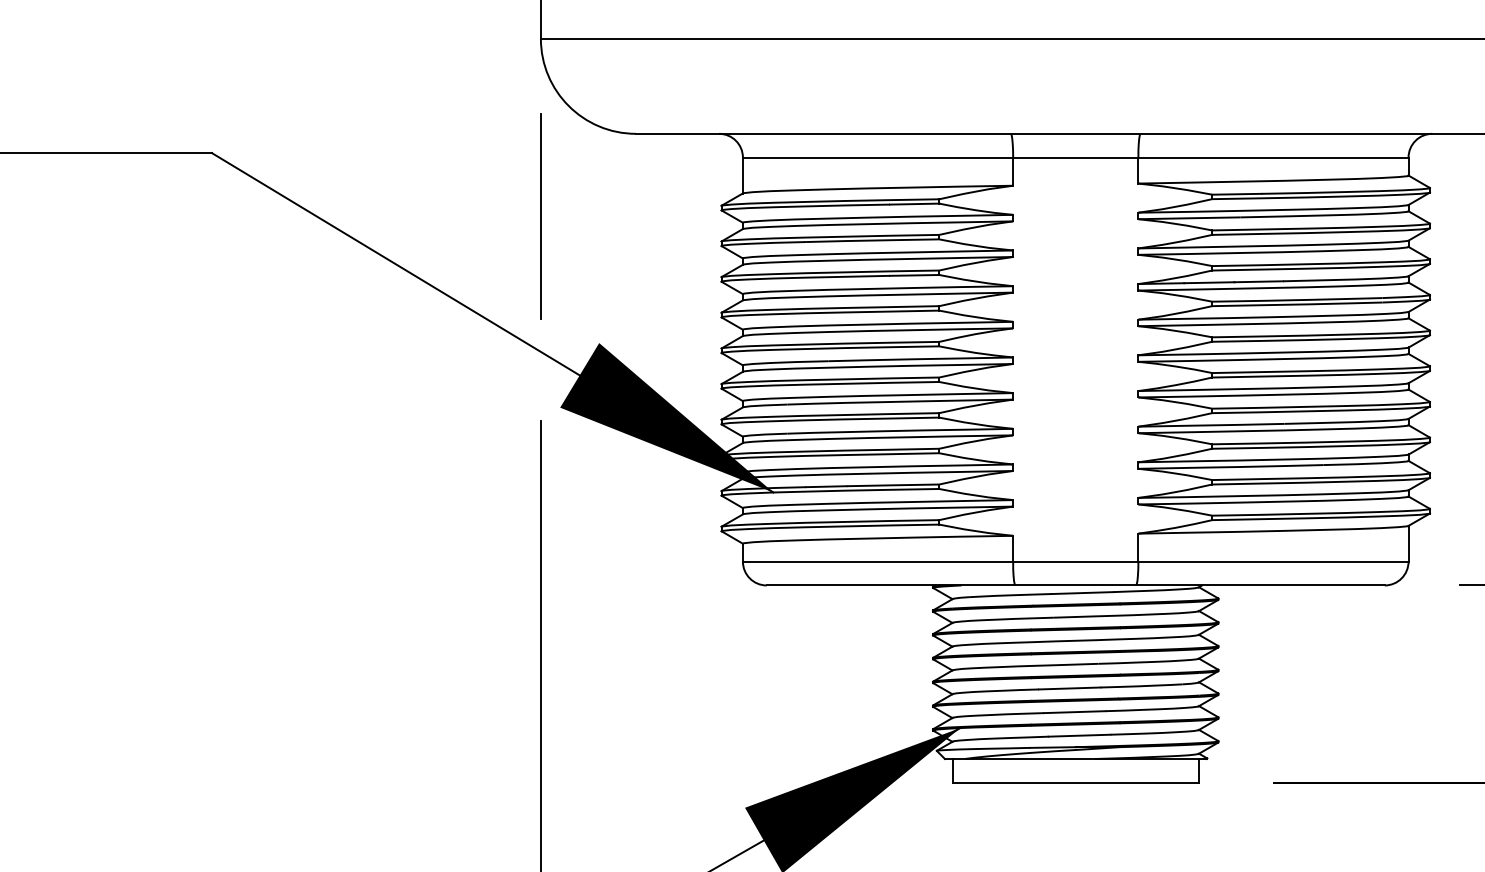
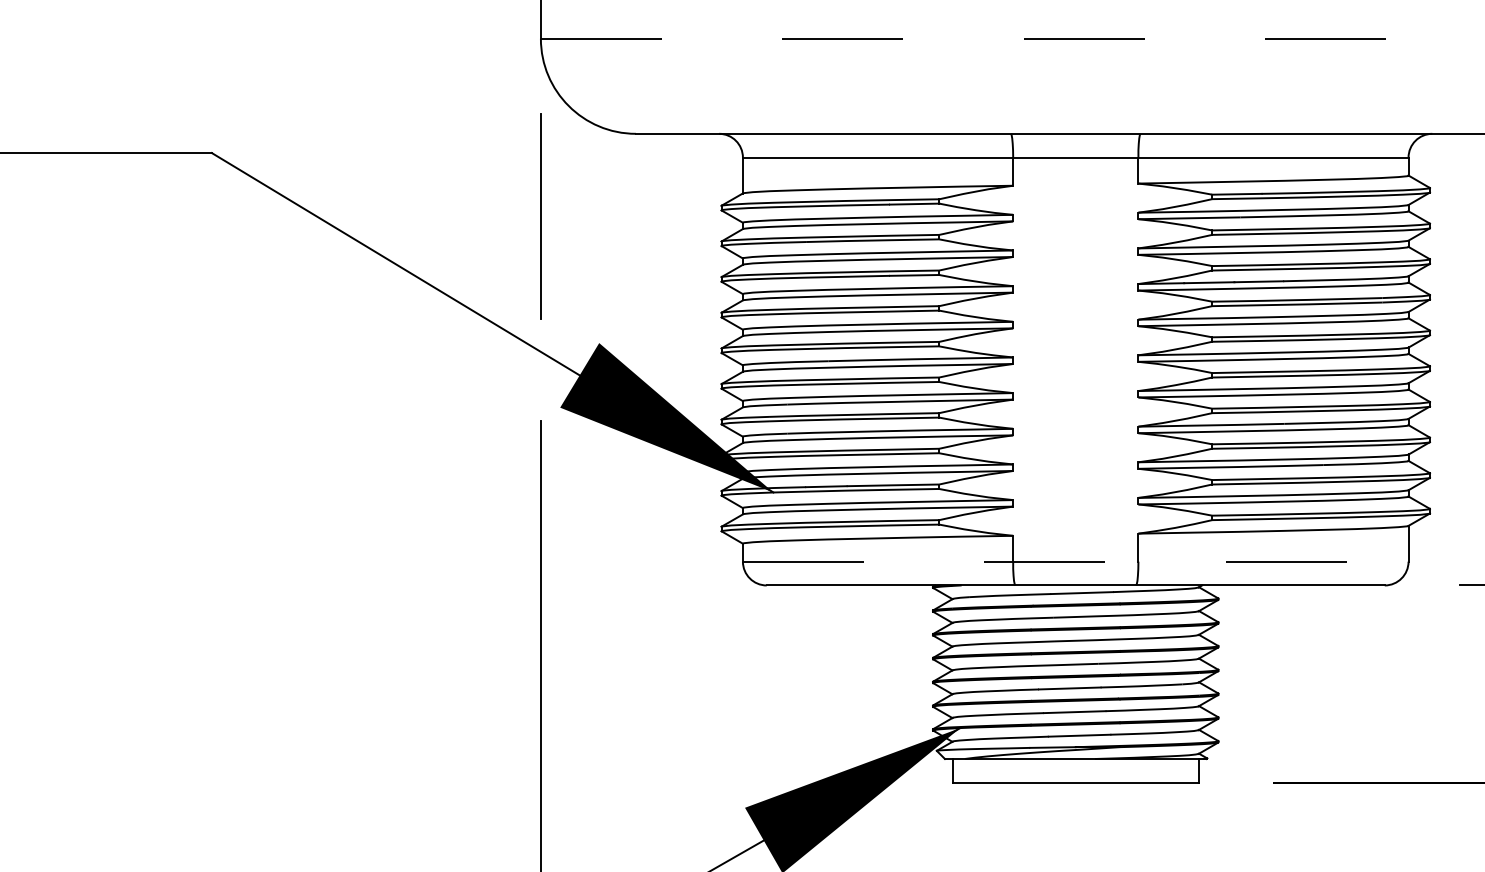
line: solid -> dashed (1012, 38)
line: solid -> dashed (1075, 561)
